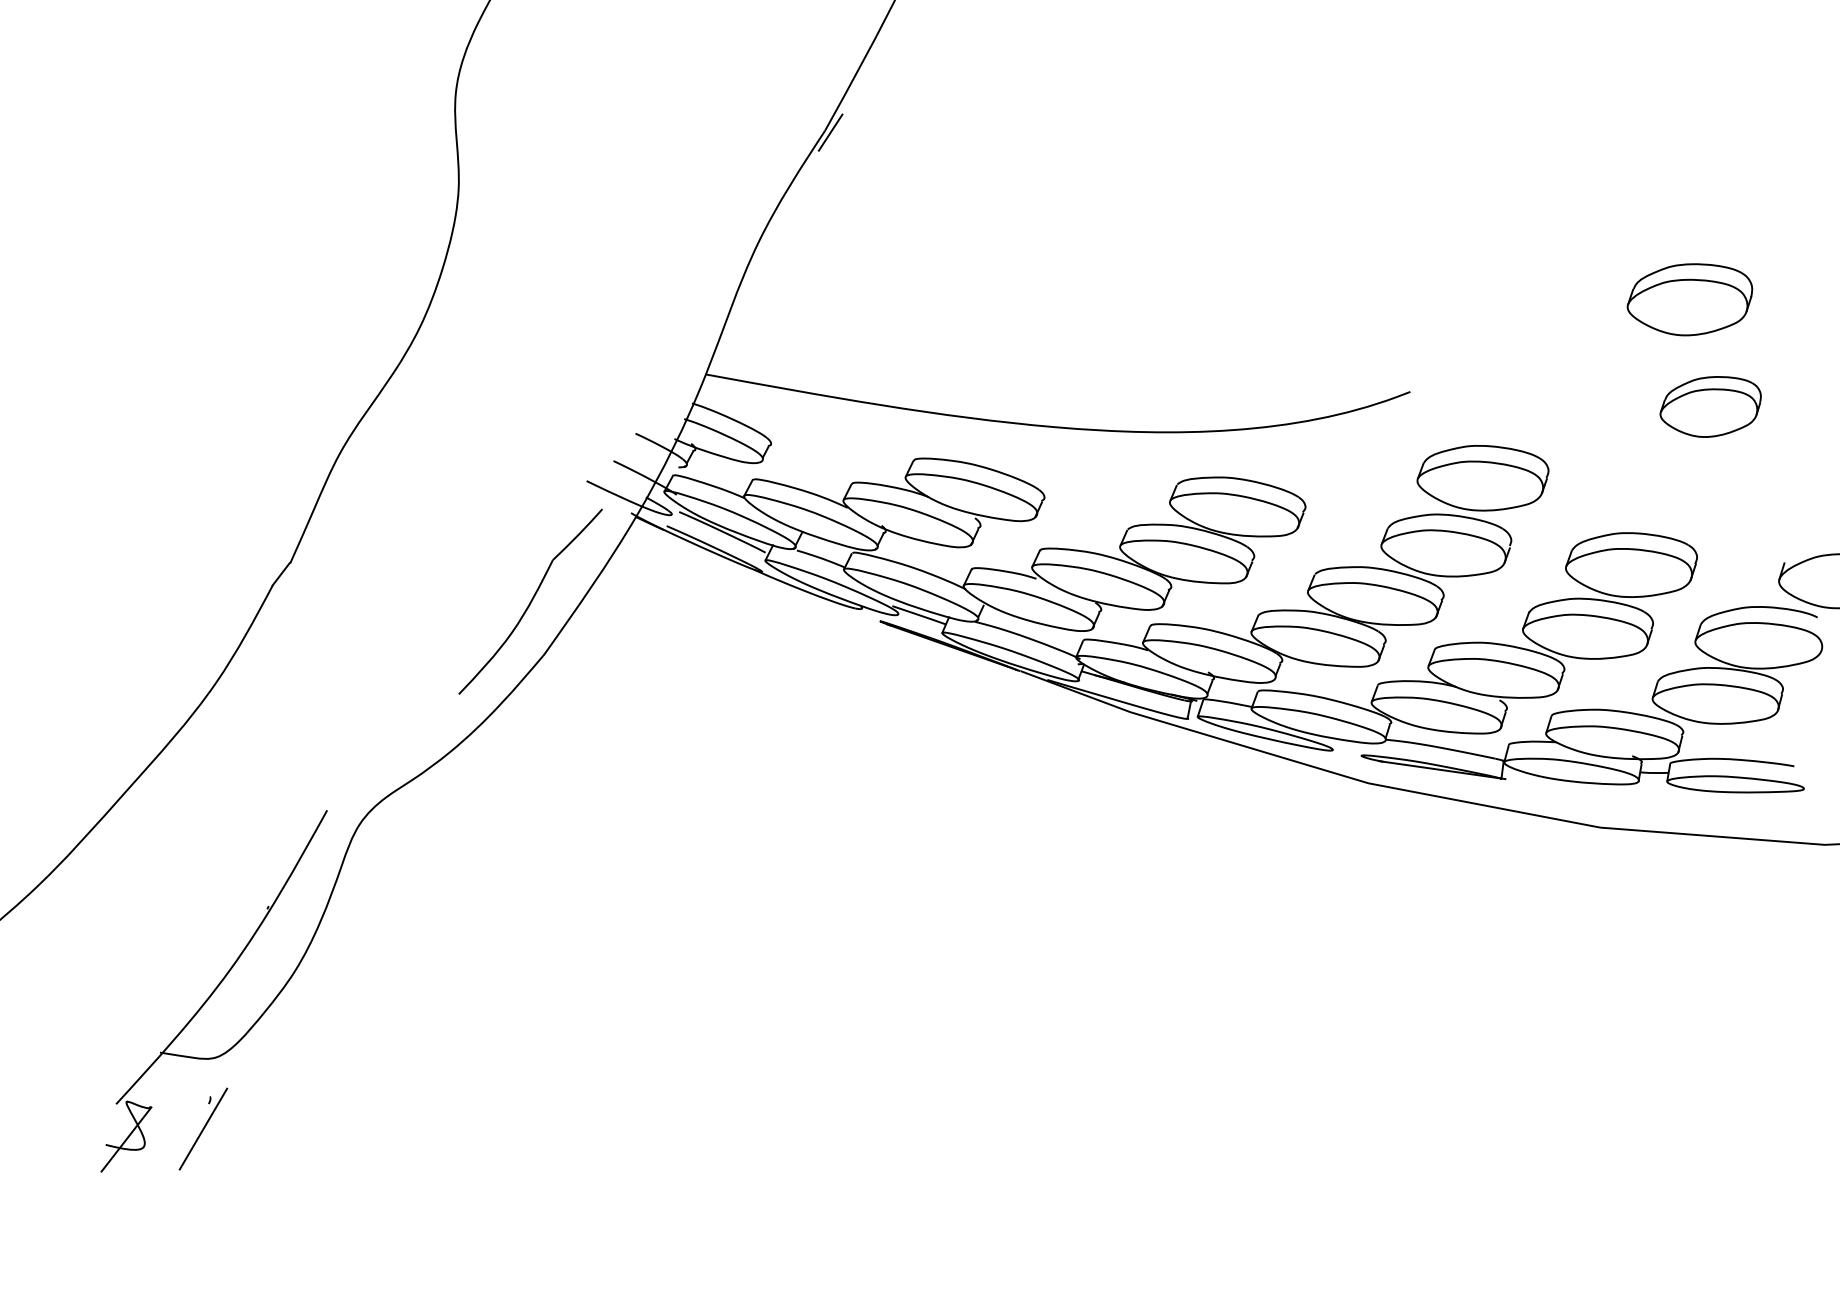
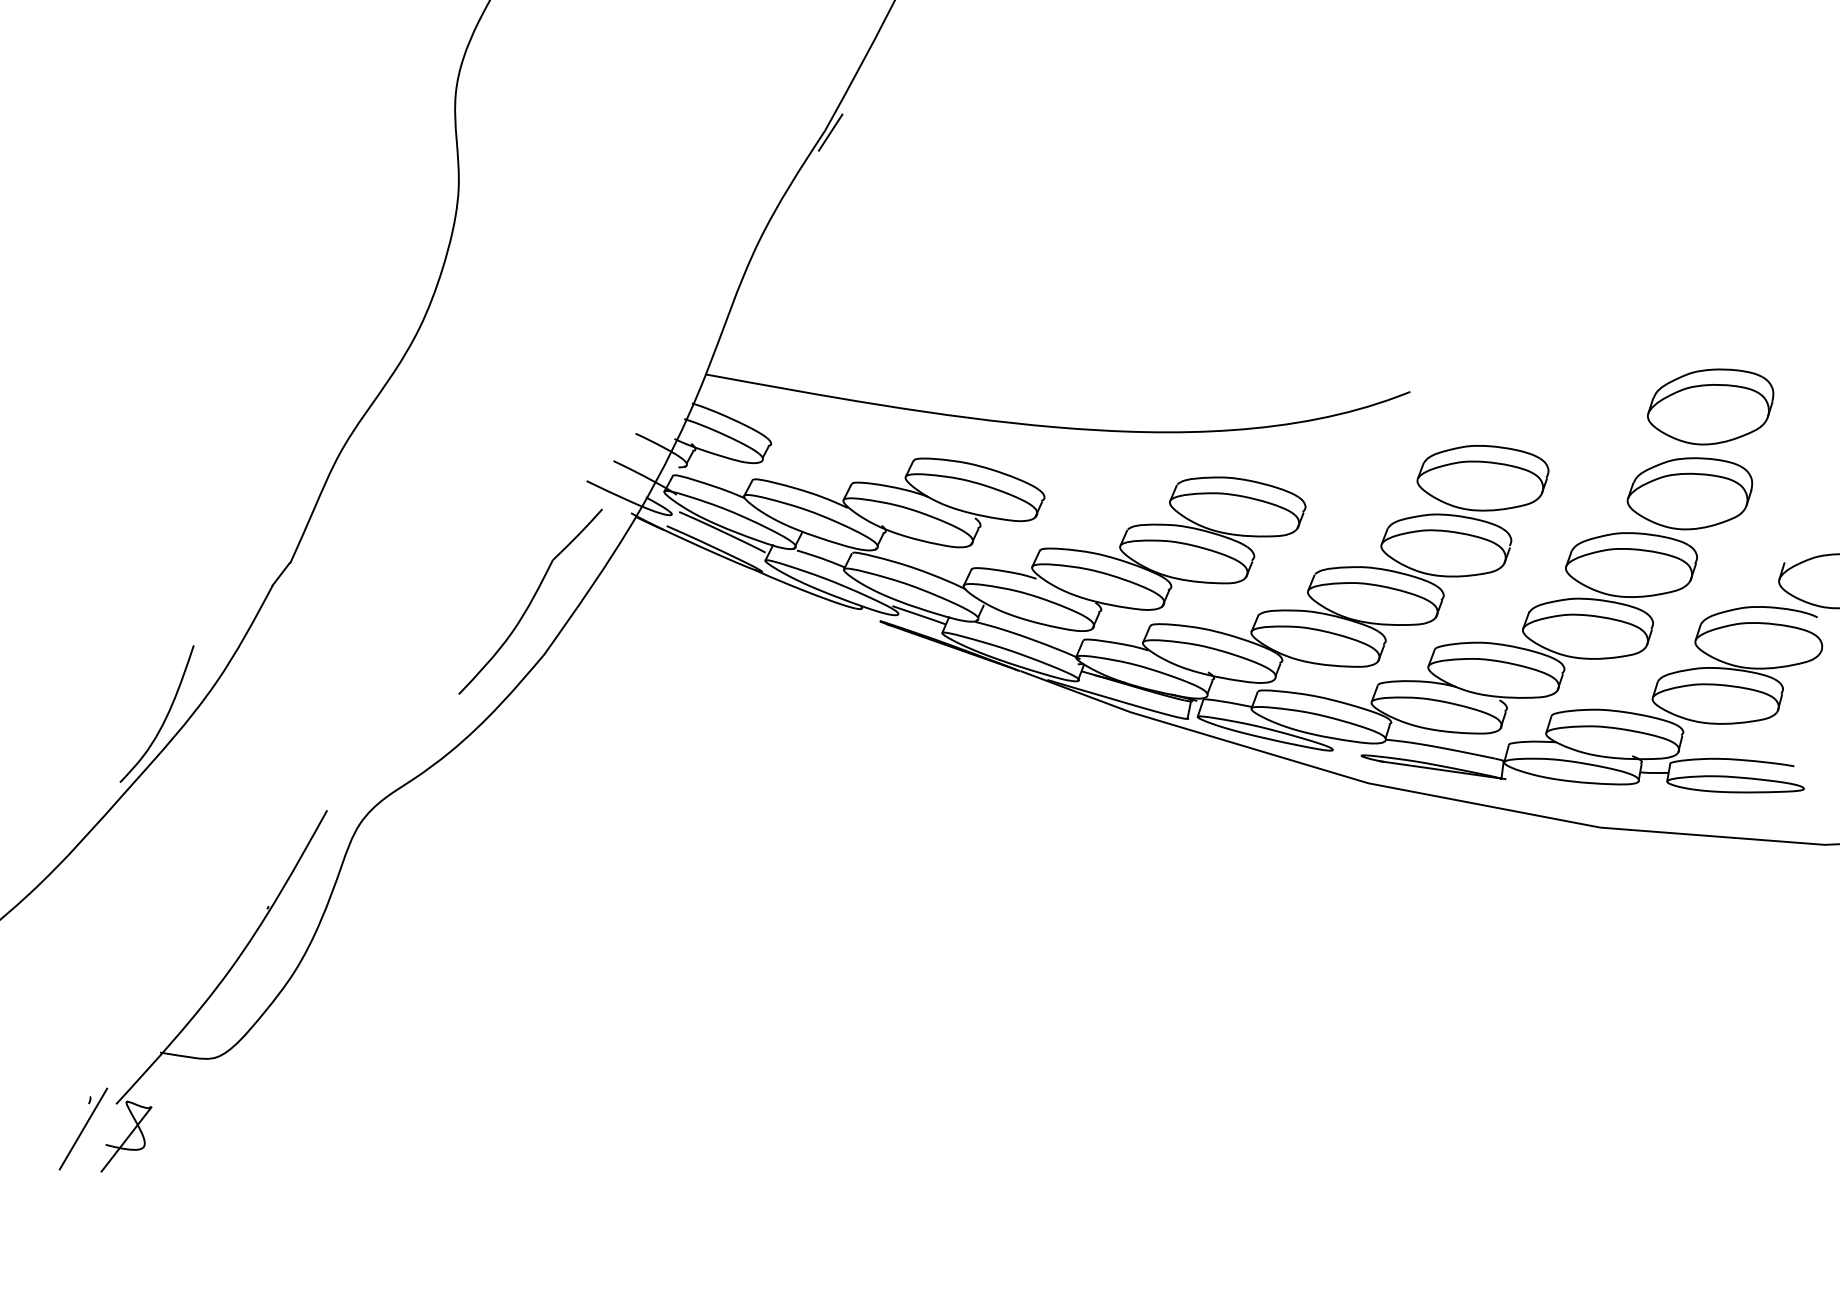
part position: (1689, 299) -> (1689, 493) (1689, 493)
part size: 103x62 px -> 128x78 px (1710, 406)
curve: none -> present (164, 718)
part position: (203, 1128) -> (83, 1128) (83, 1128)
